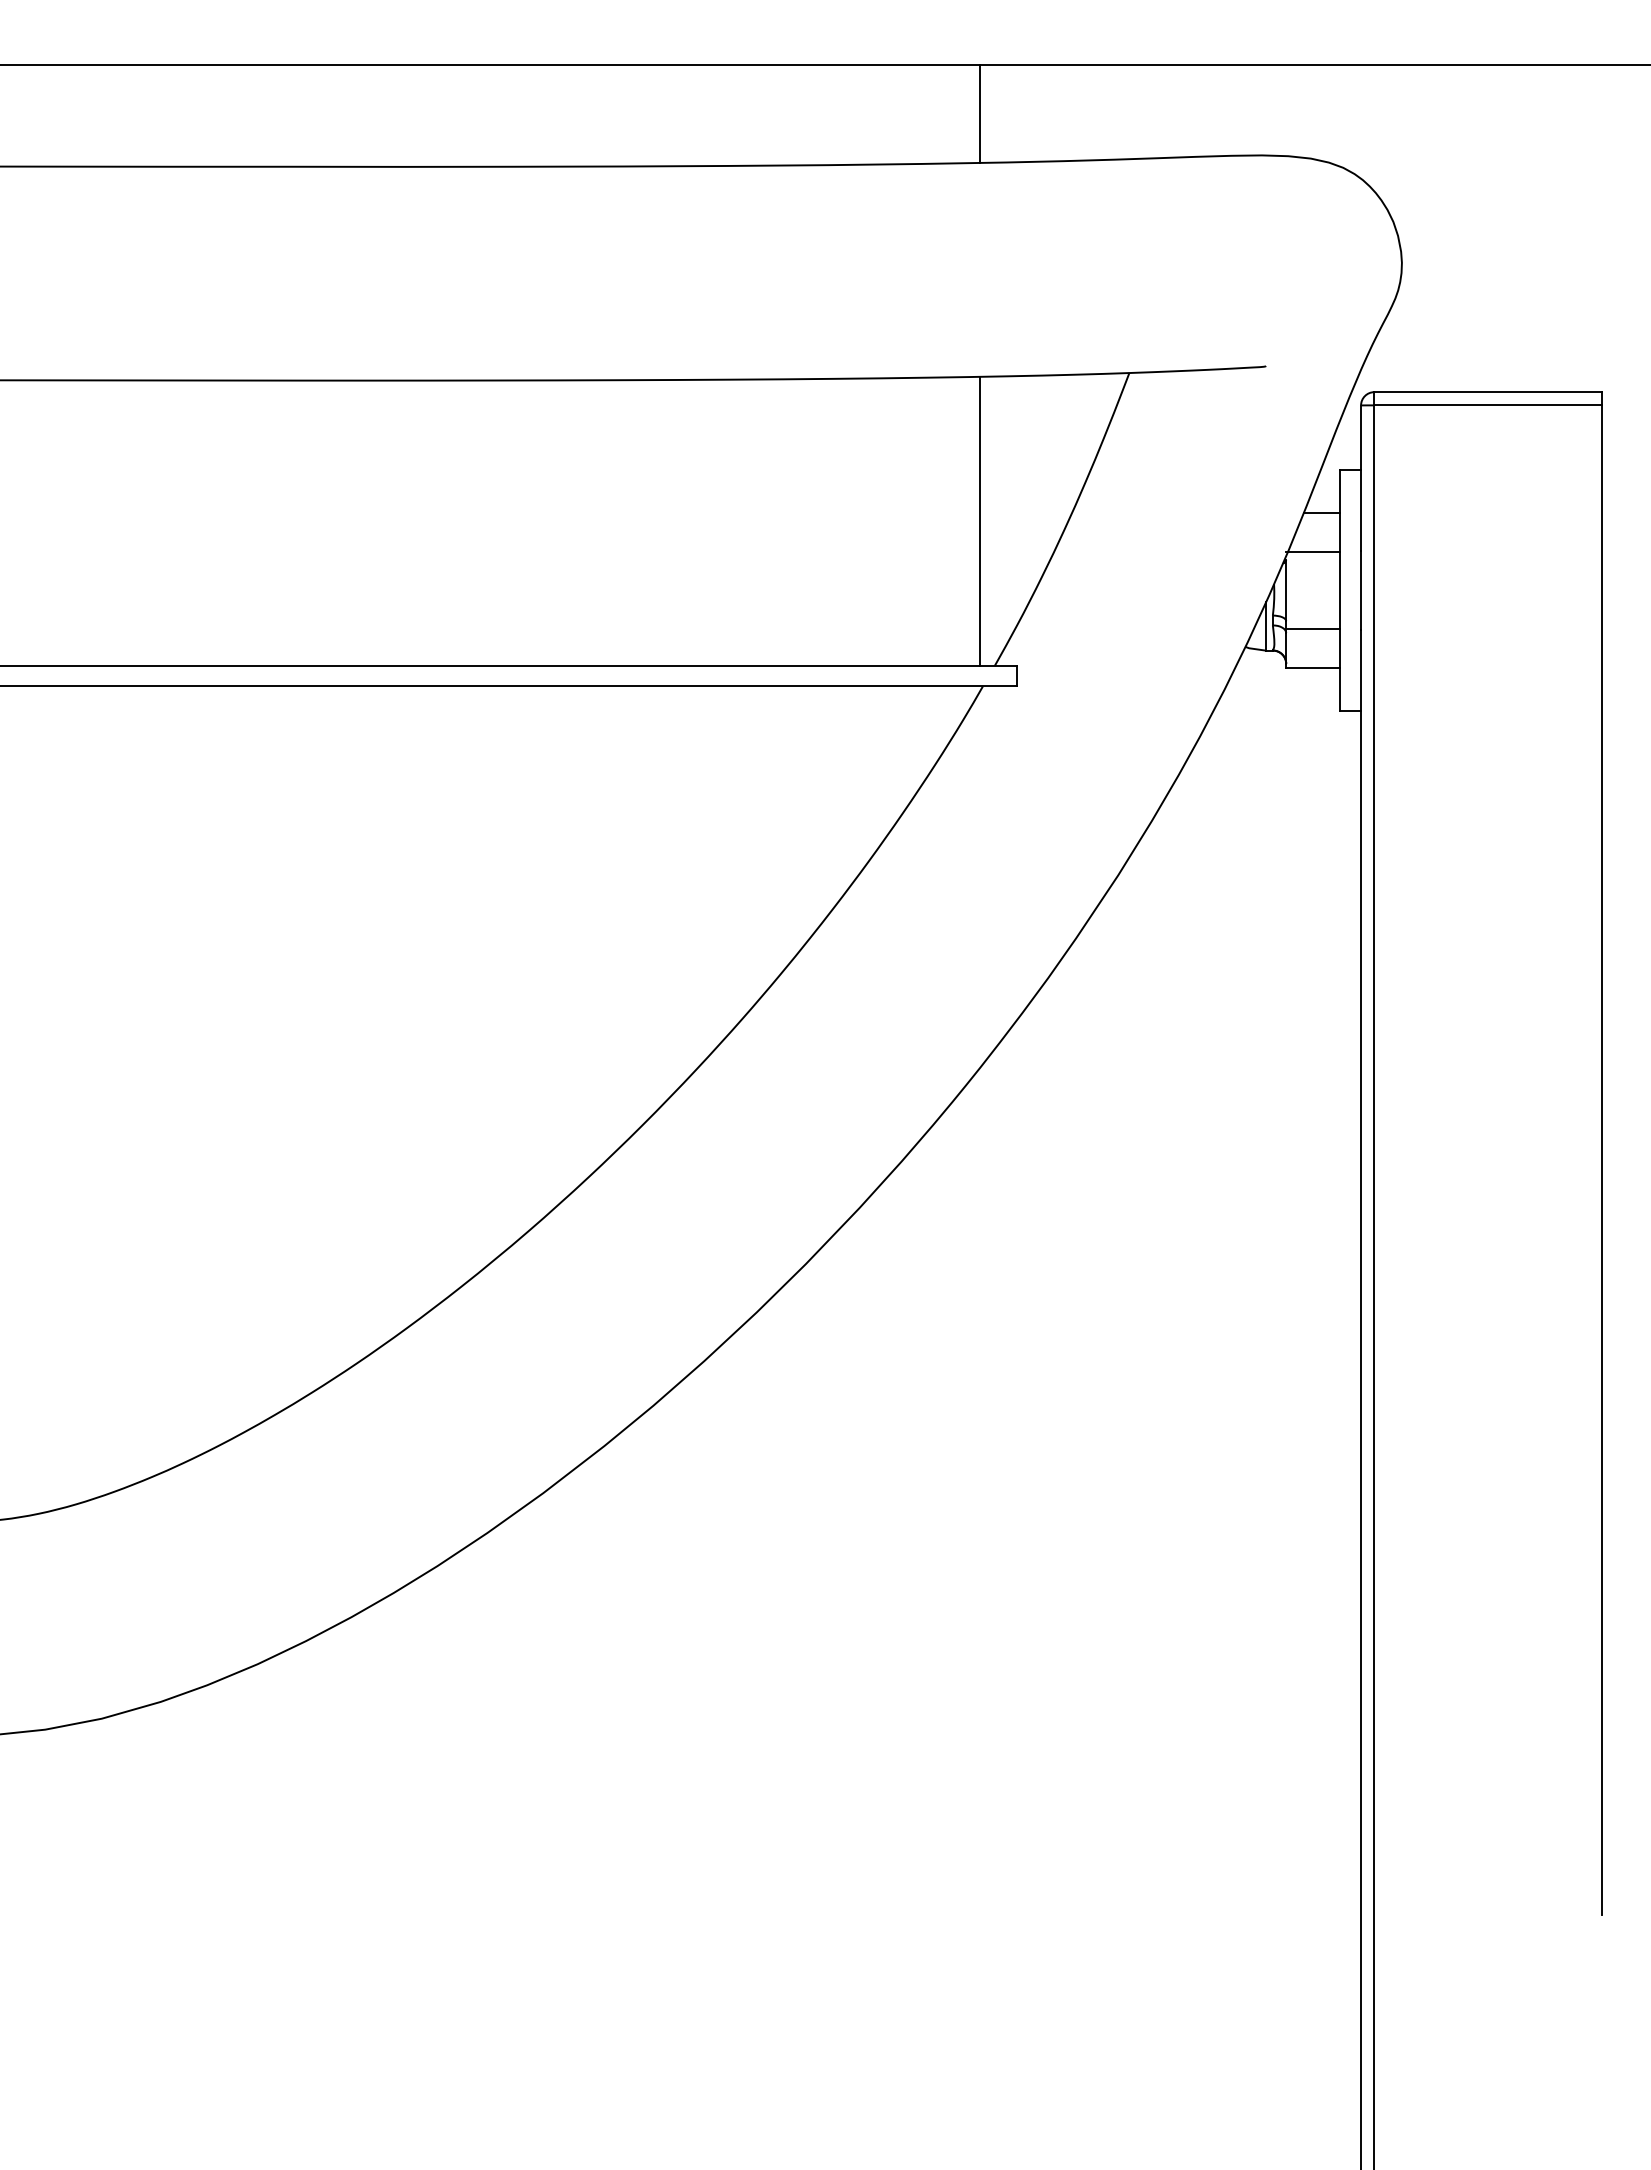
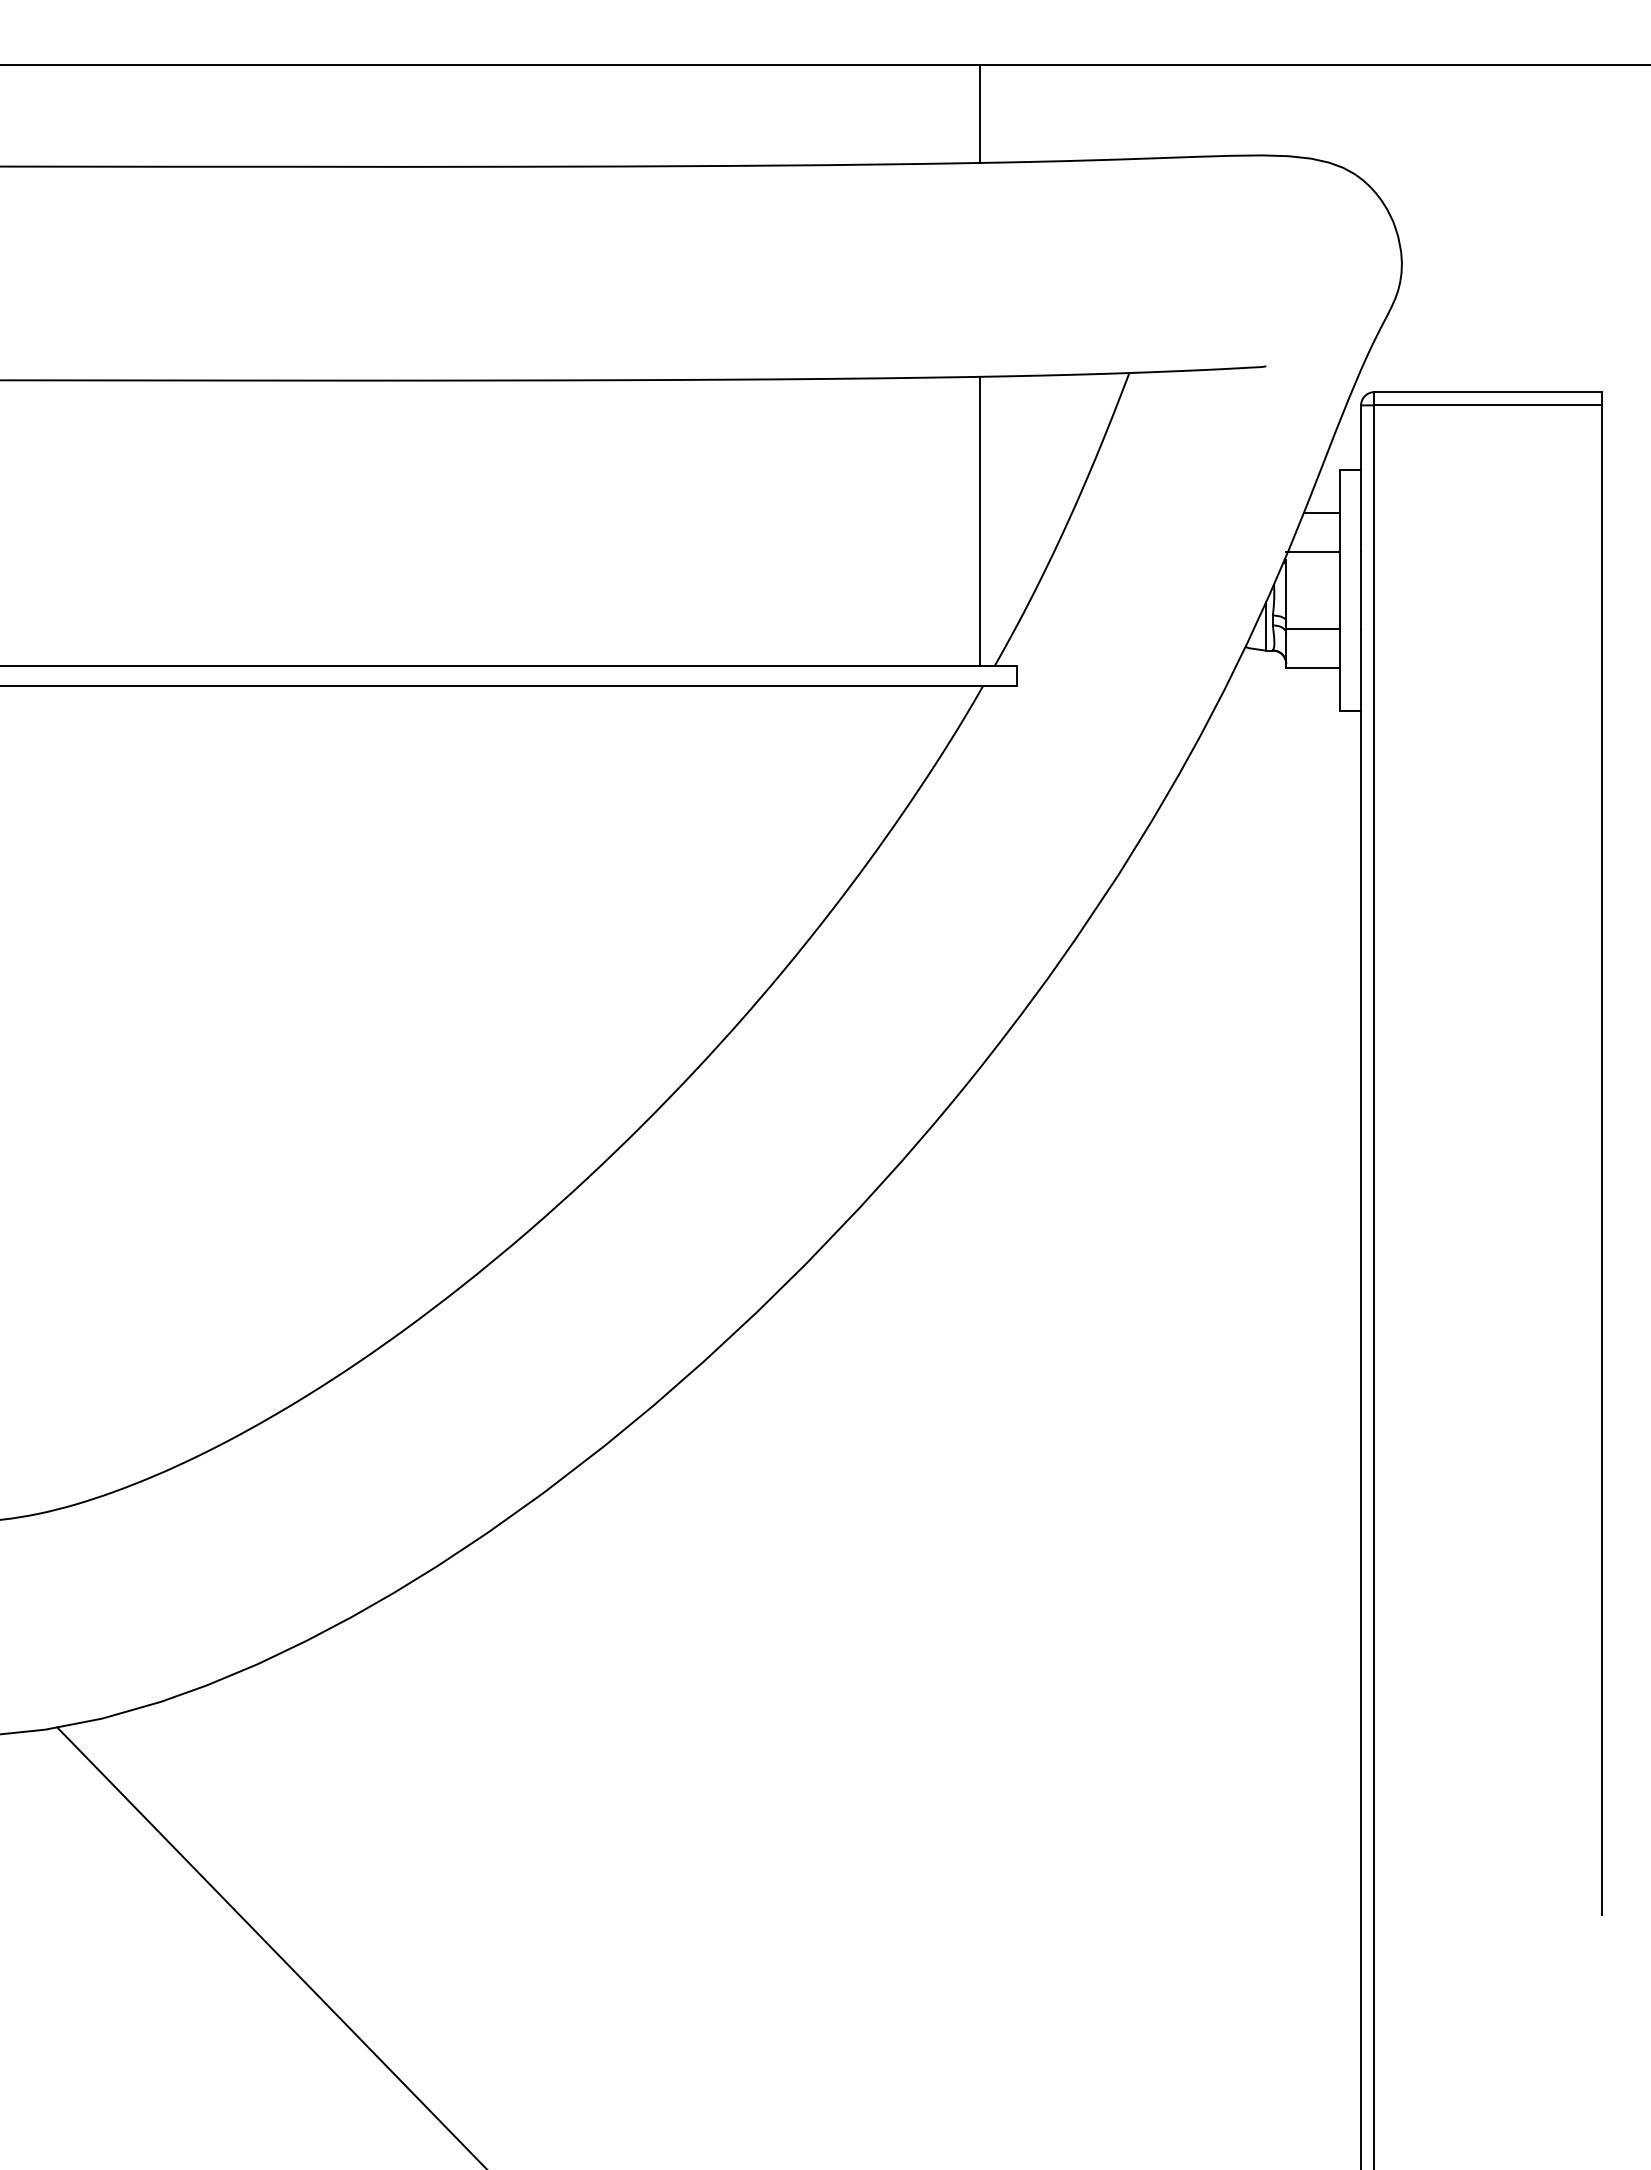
line: none -> present (270, 1946)
